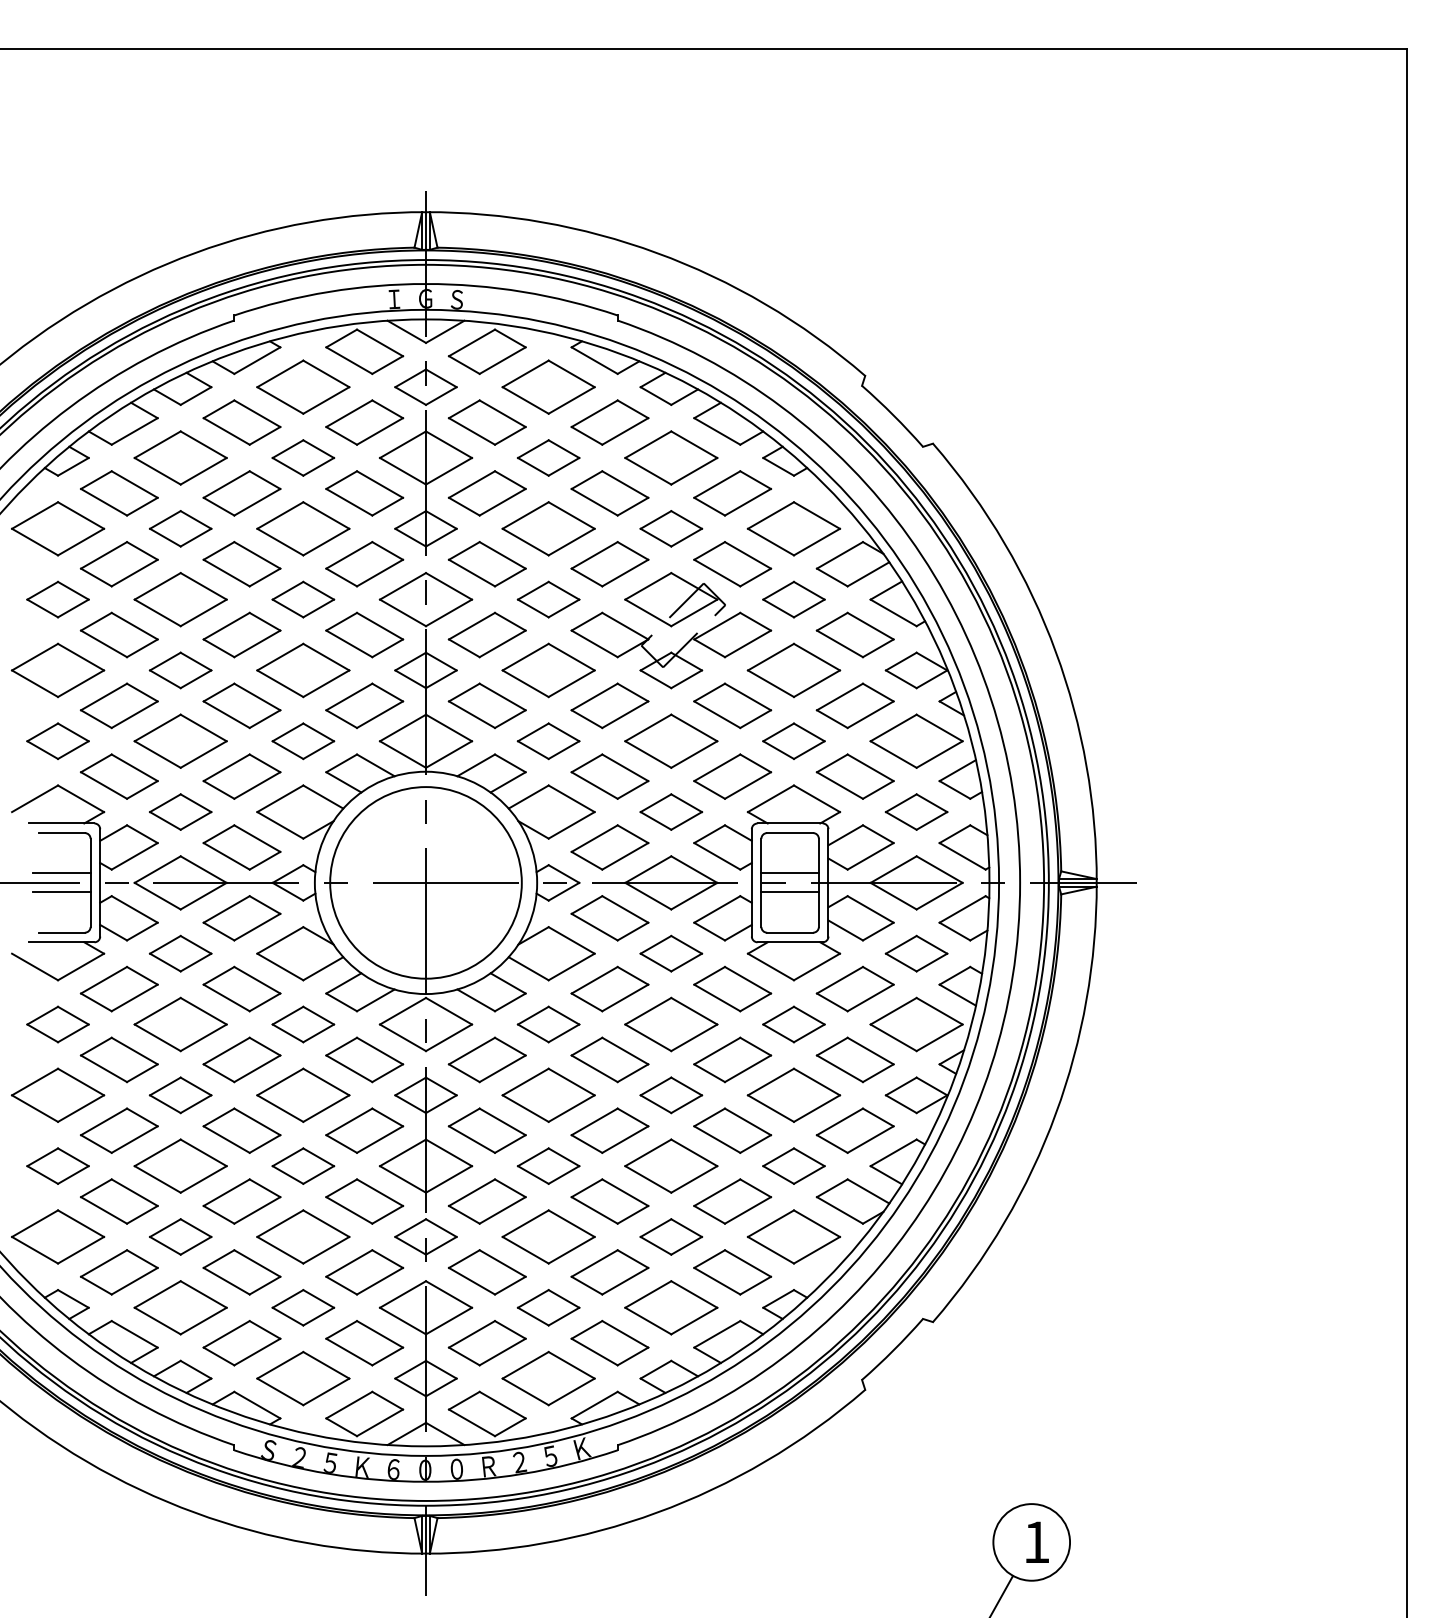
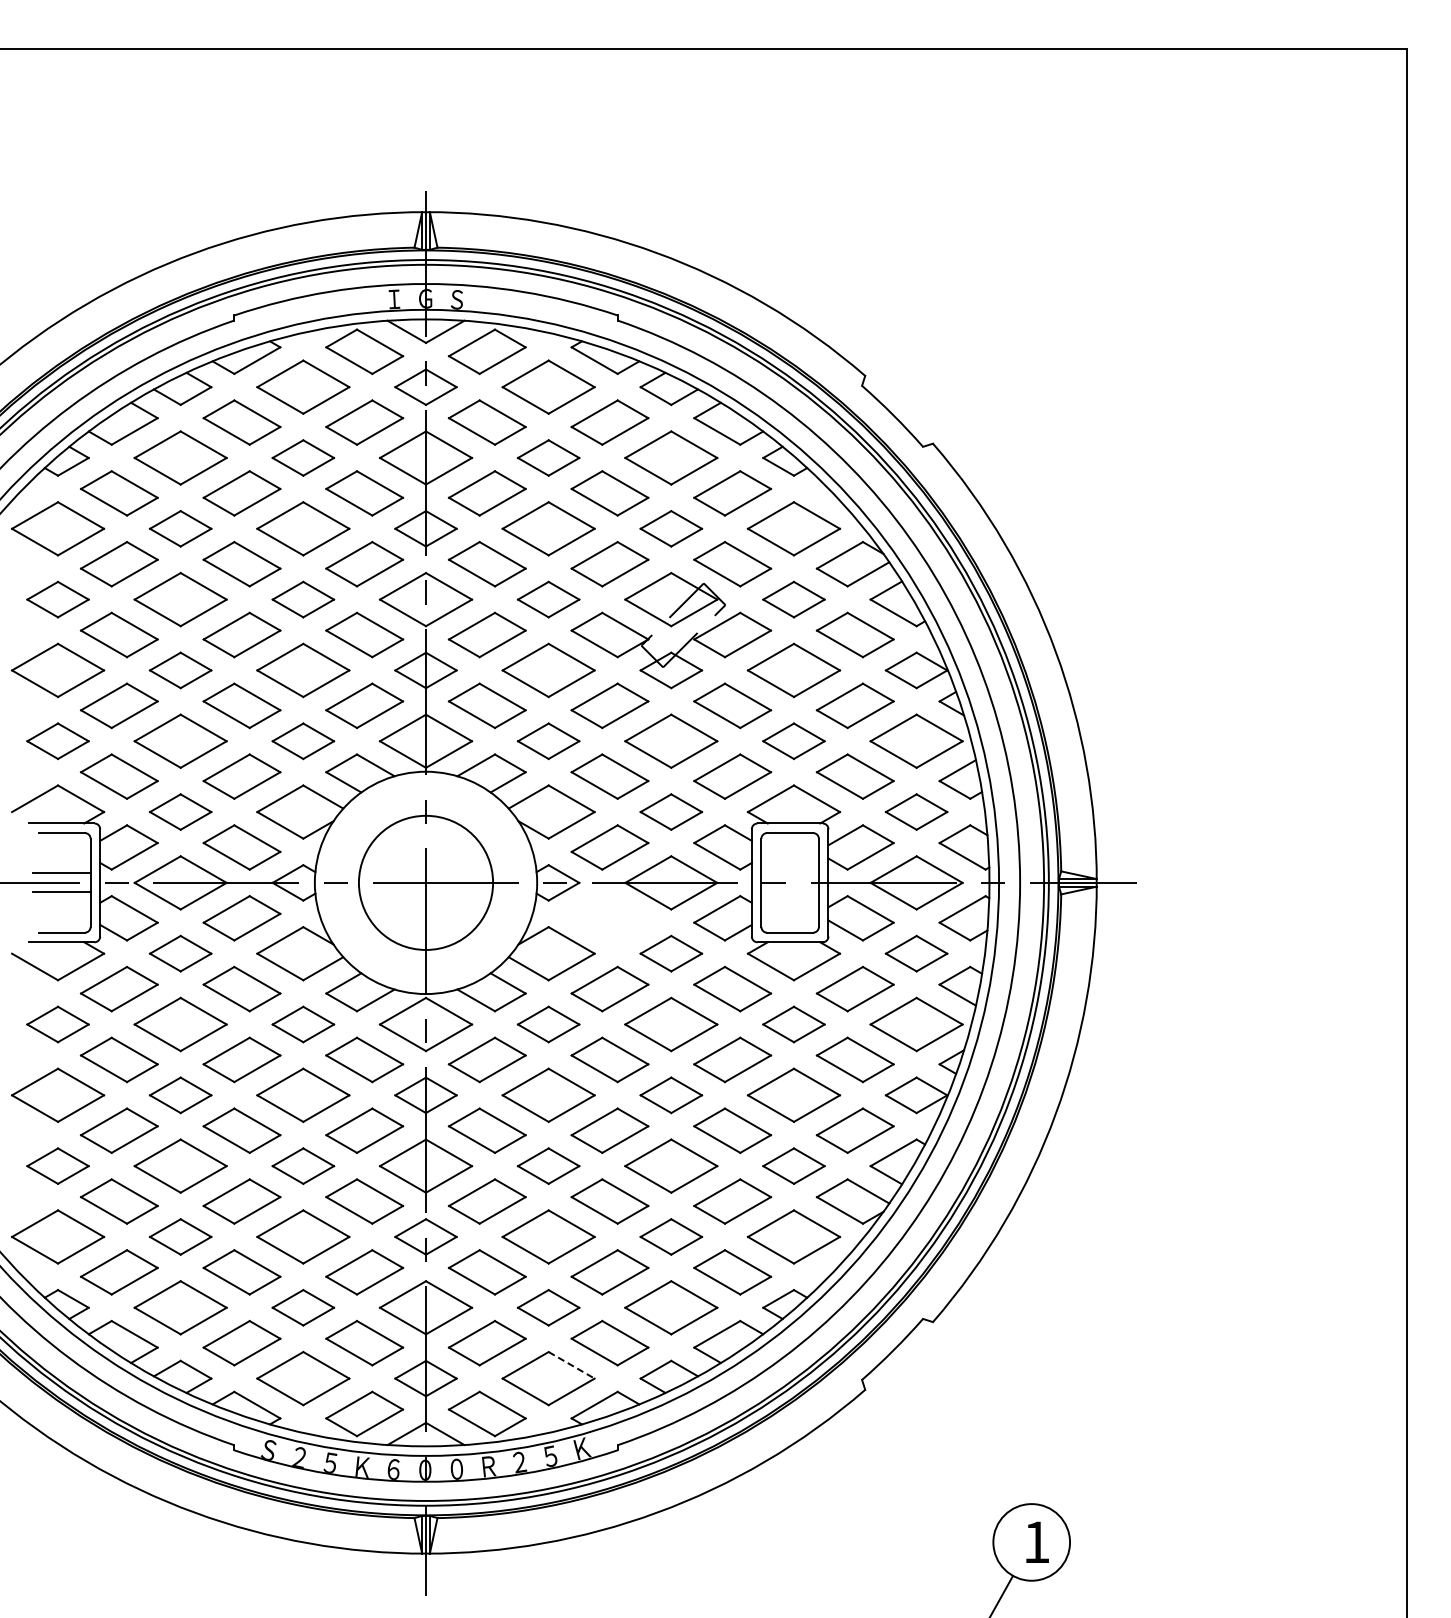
line: present -> none (789, 873)
circle diameter: 192 px -> 134 px (425, 882)
line: present -> none (789, 892)
part: present -> none (609, 918)
line: solid -> dashed (571, 1365)
